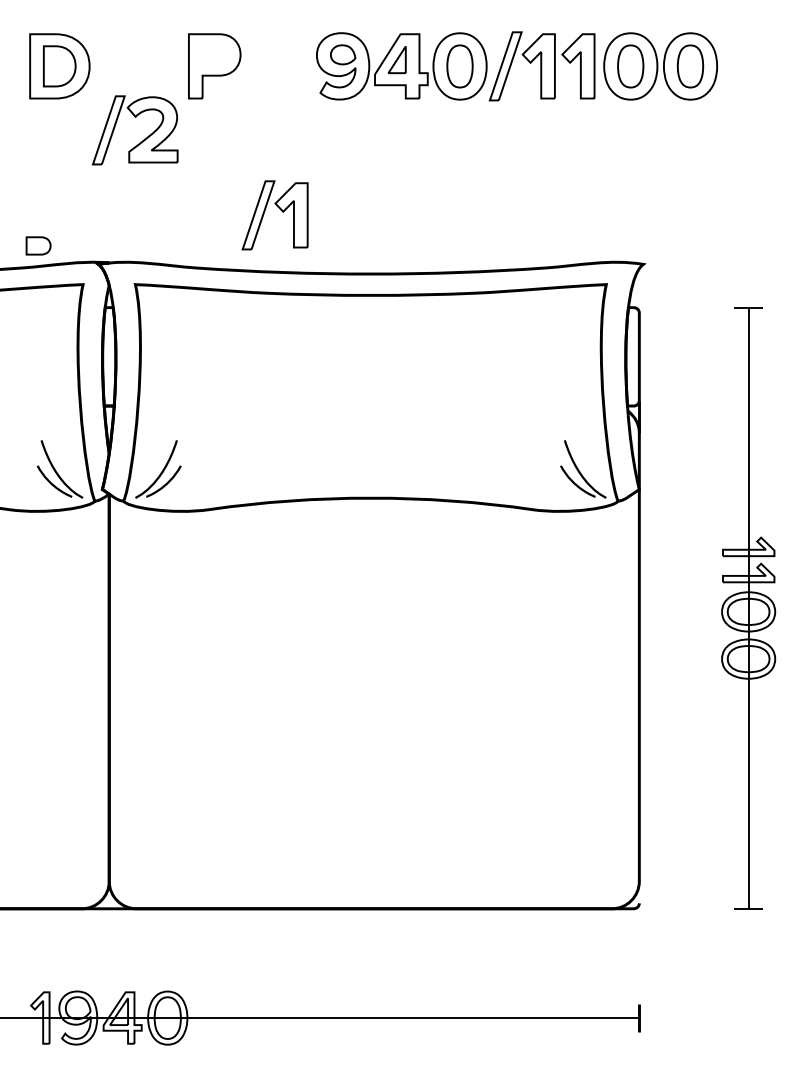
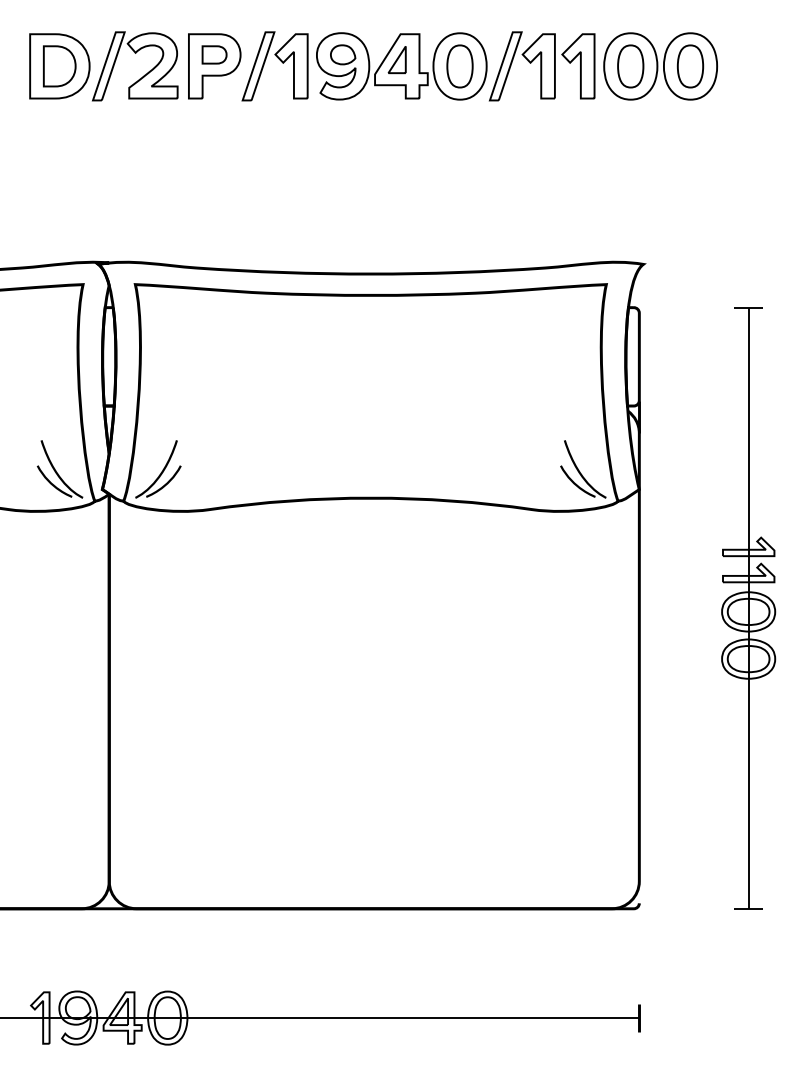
part position: (144, 138) -> (144, 74) (144, 74)
part position: (279, 209) -> (279, 60) (279, 60)
part position: (38, 245) -> (214, 54) (214, 54)
